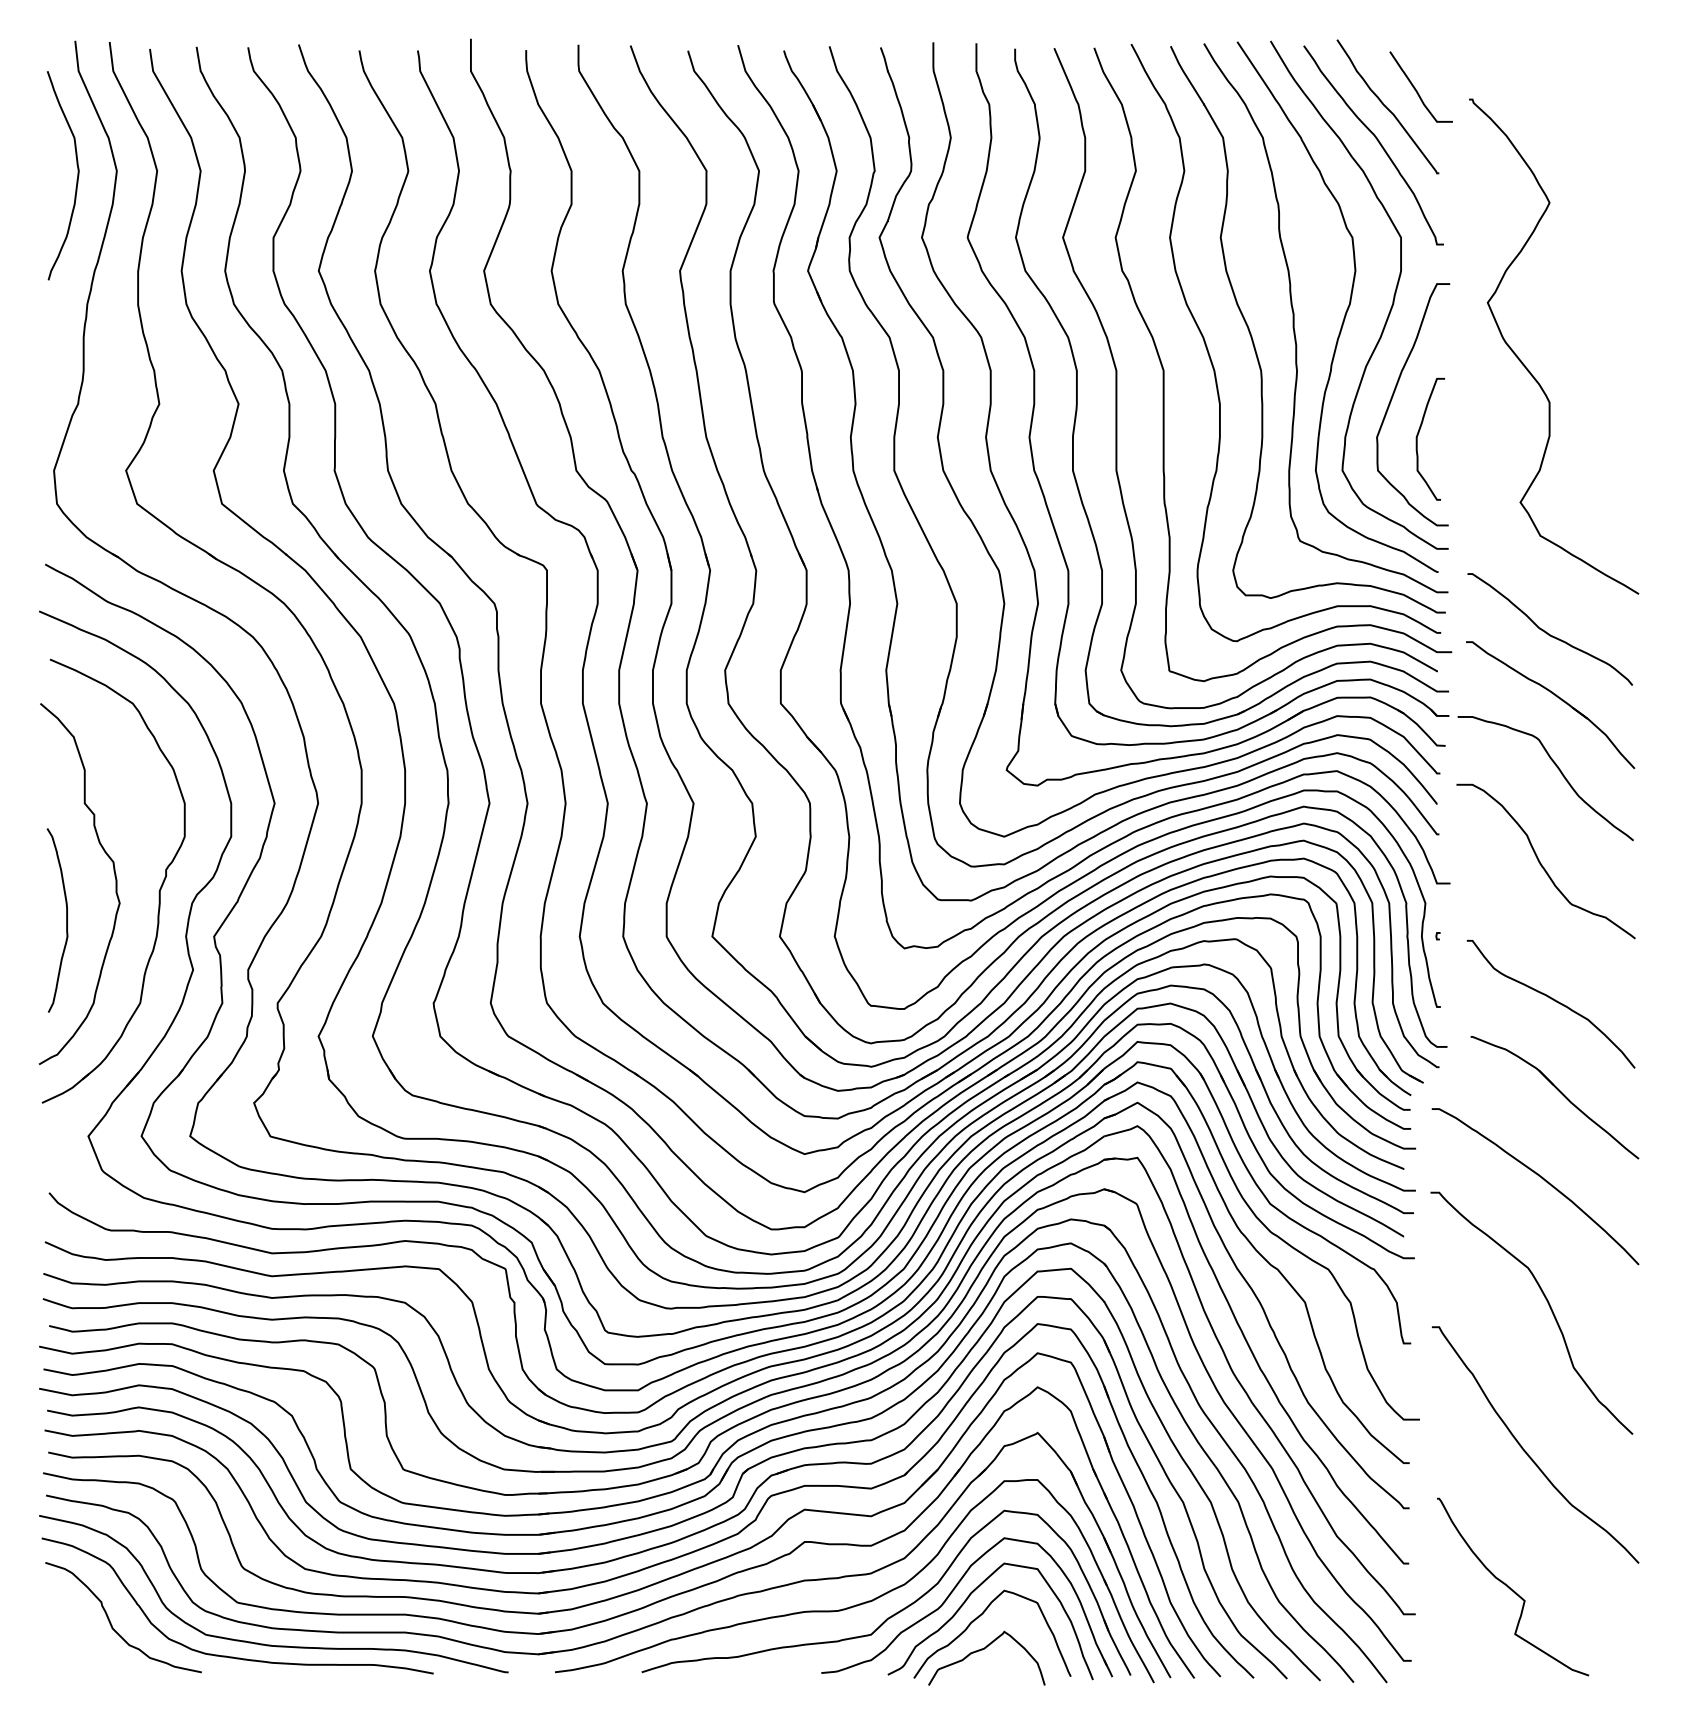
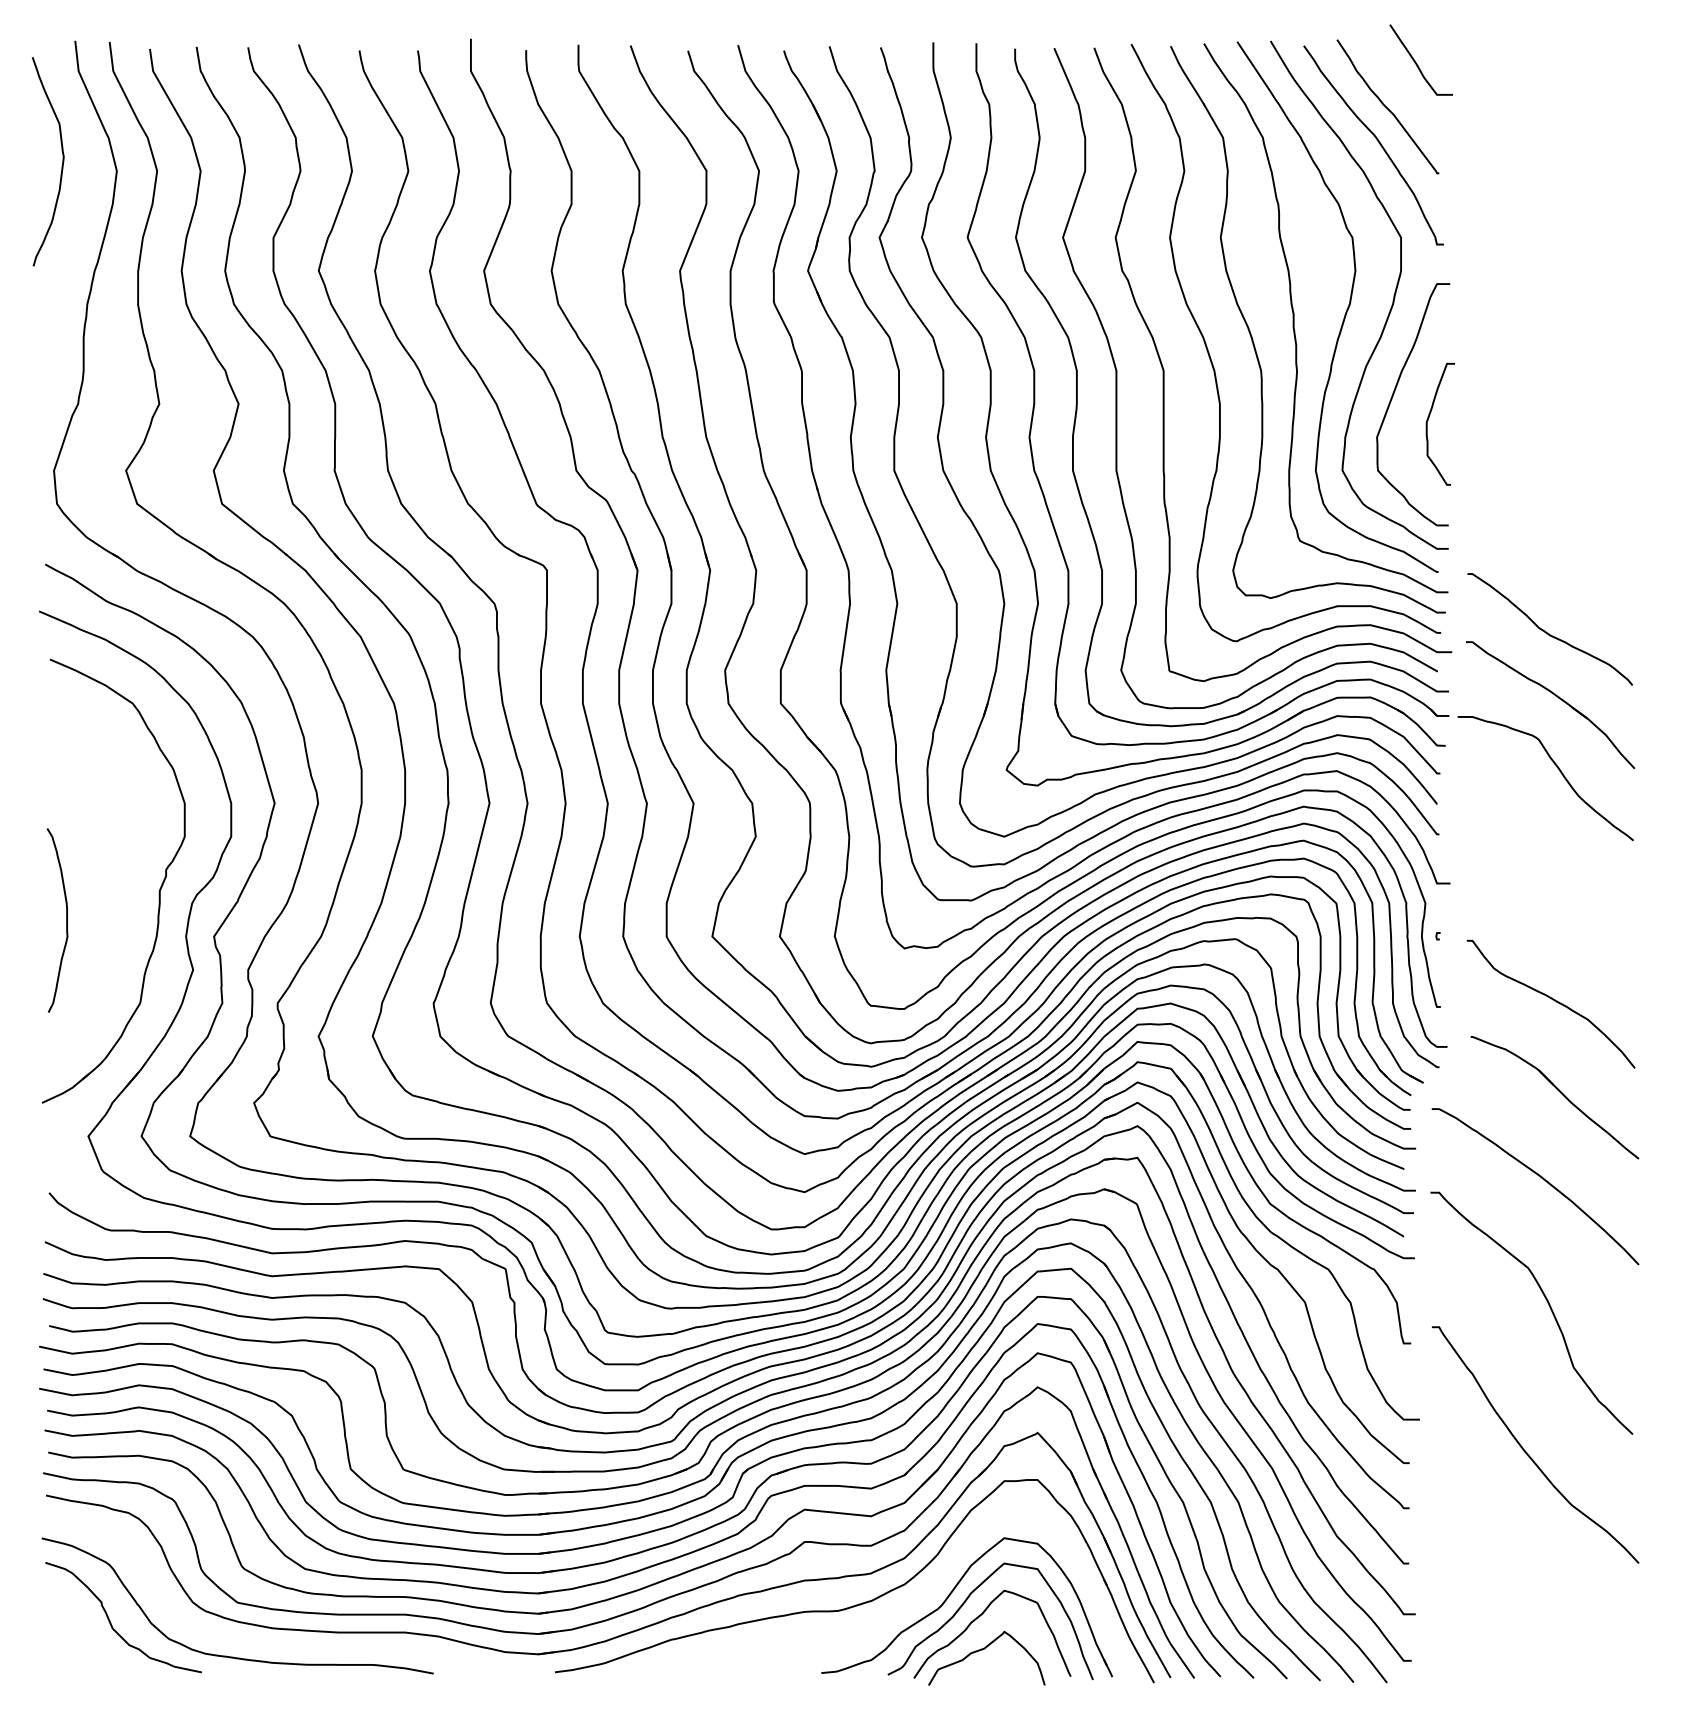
curve position: (1416, 89) -> (1416, 62) (1416, 62)
curve position: (76, 179) -> (61, 165) (61, 165)
curve: present -> none (1526, 366)
curve position: (1419, 433) -> (1429, 418) (1429, 418)
curve: present -> none (1541, 863)
curve: present -> none (114, 876)
curve: present -> none (1511, 1588)
part: present -> none (899, 1610)
curve: present -> none (263, 1643)
